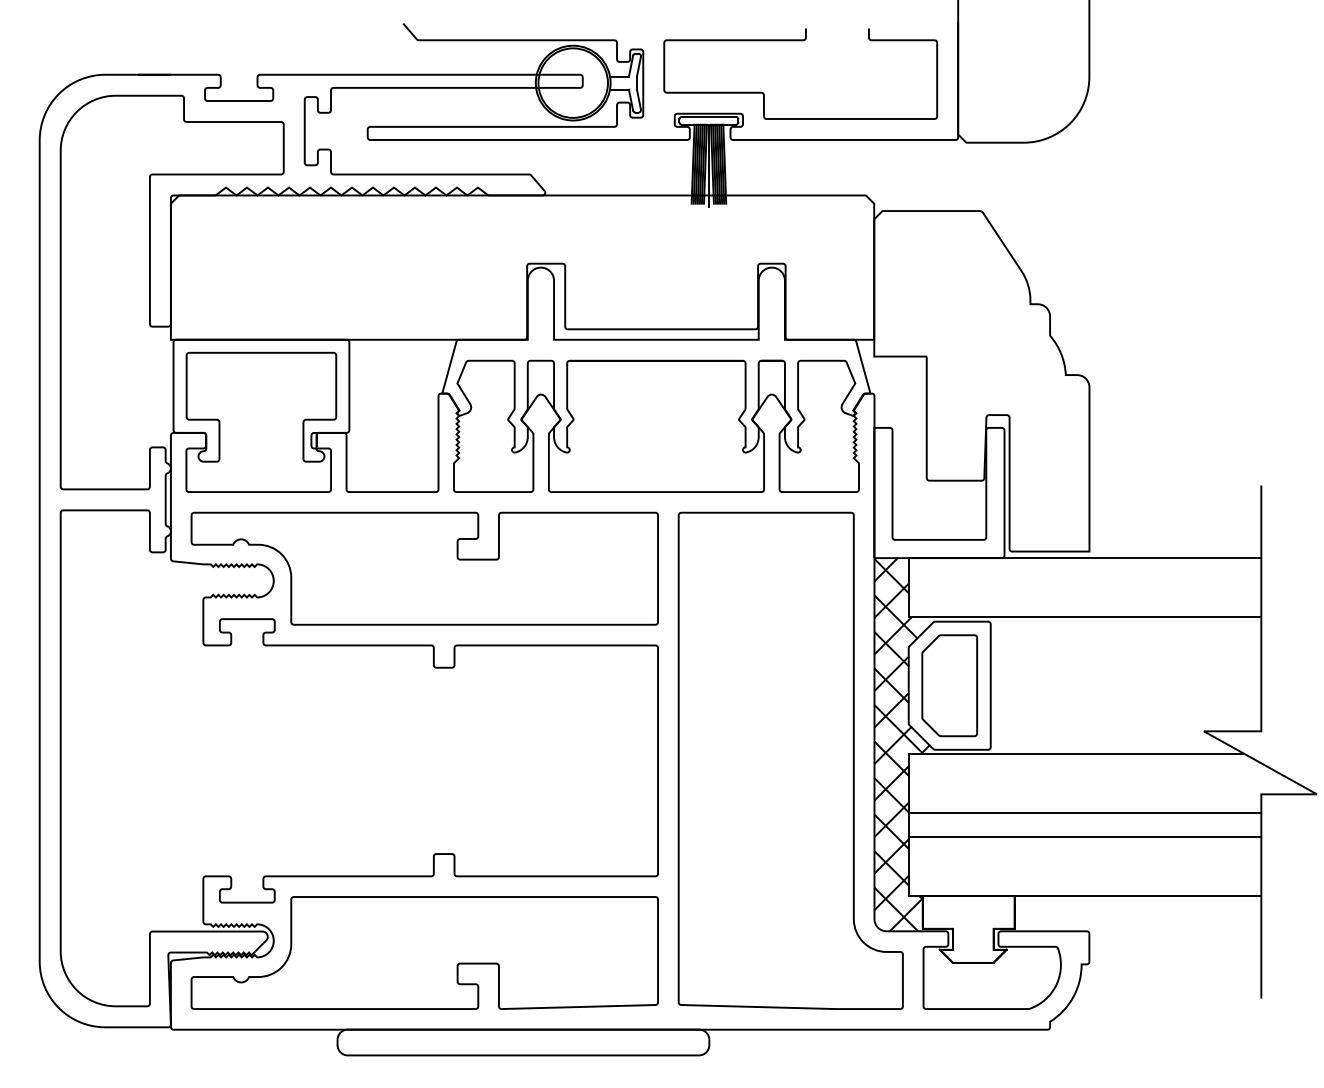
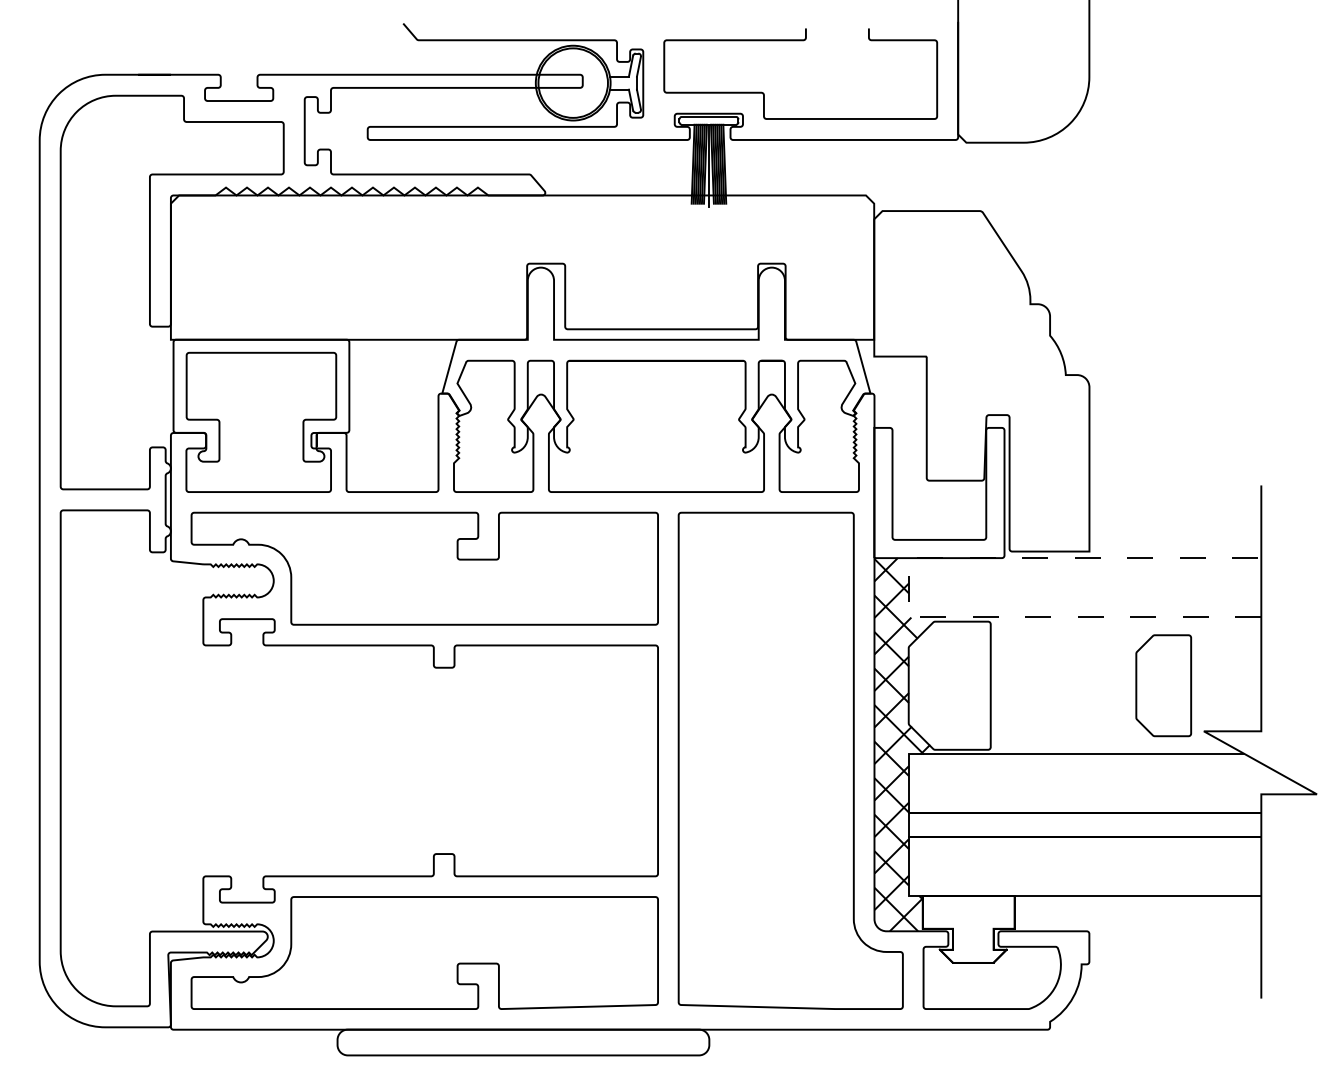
line: solid -> dashed (908, 587)
part position: (949, 685) -> (1163, 685) (1163, 685)
